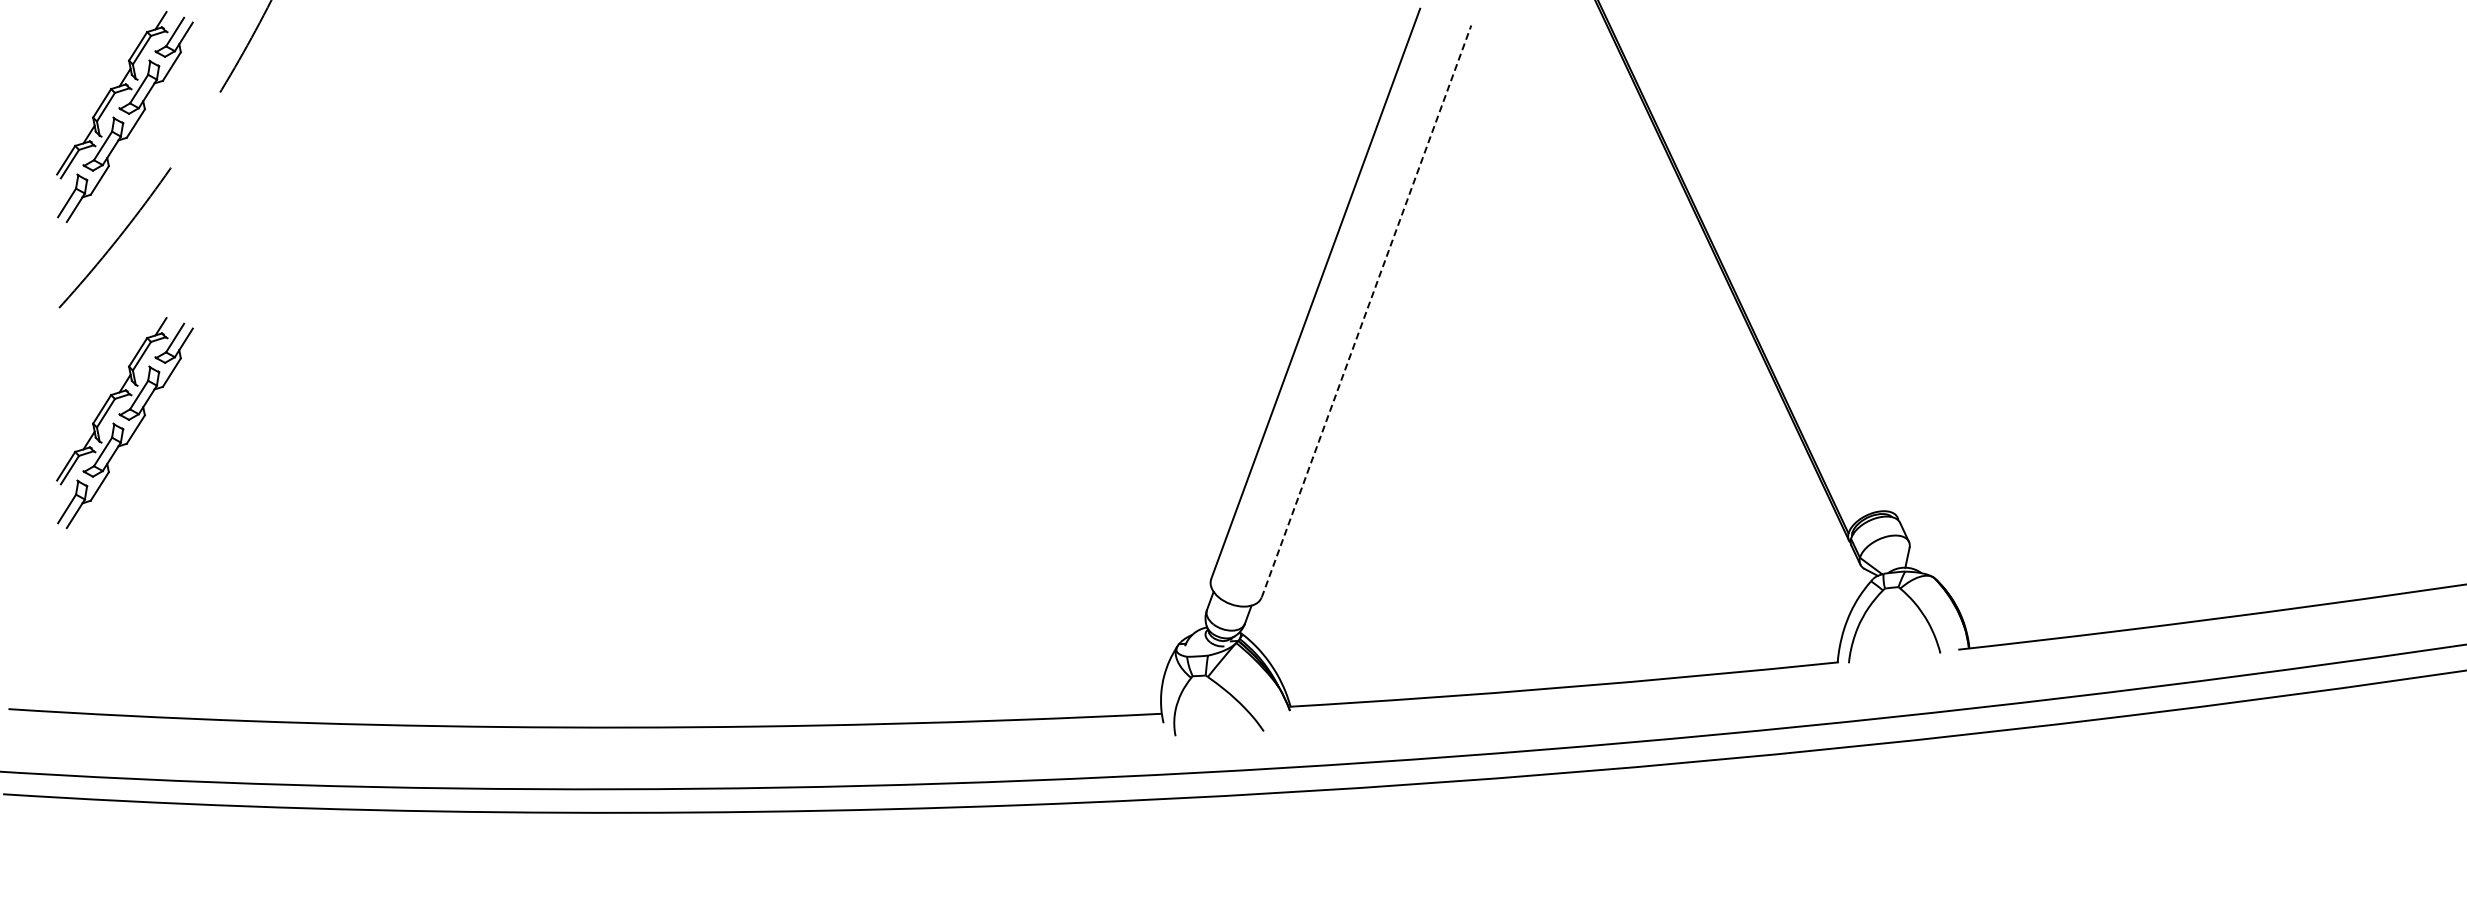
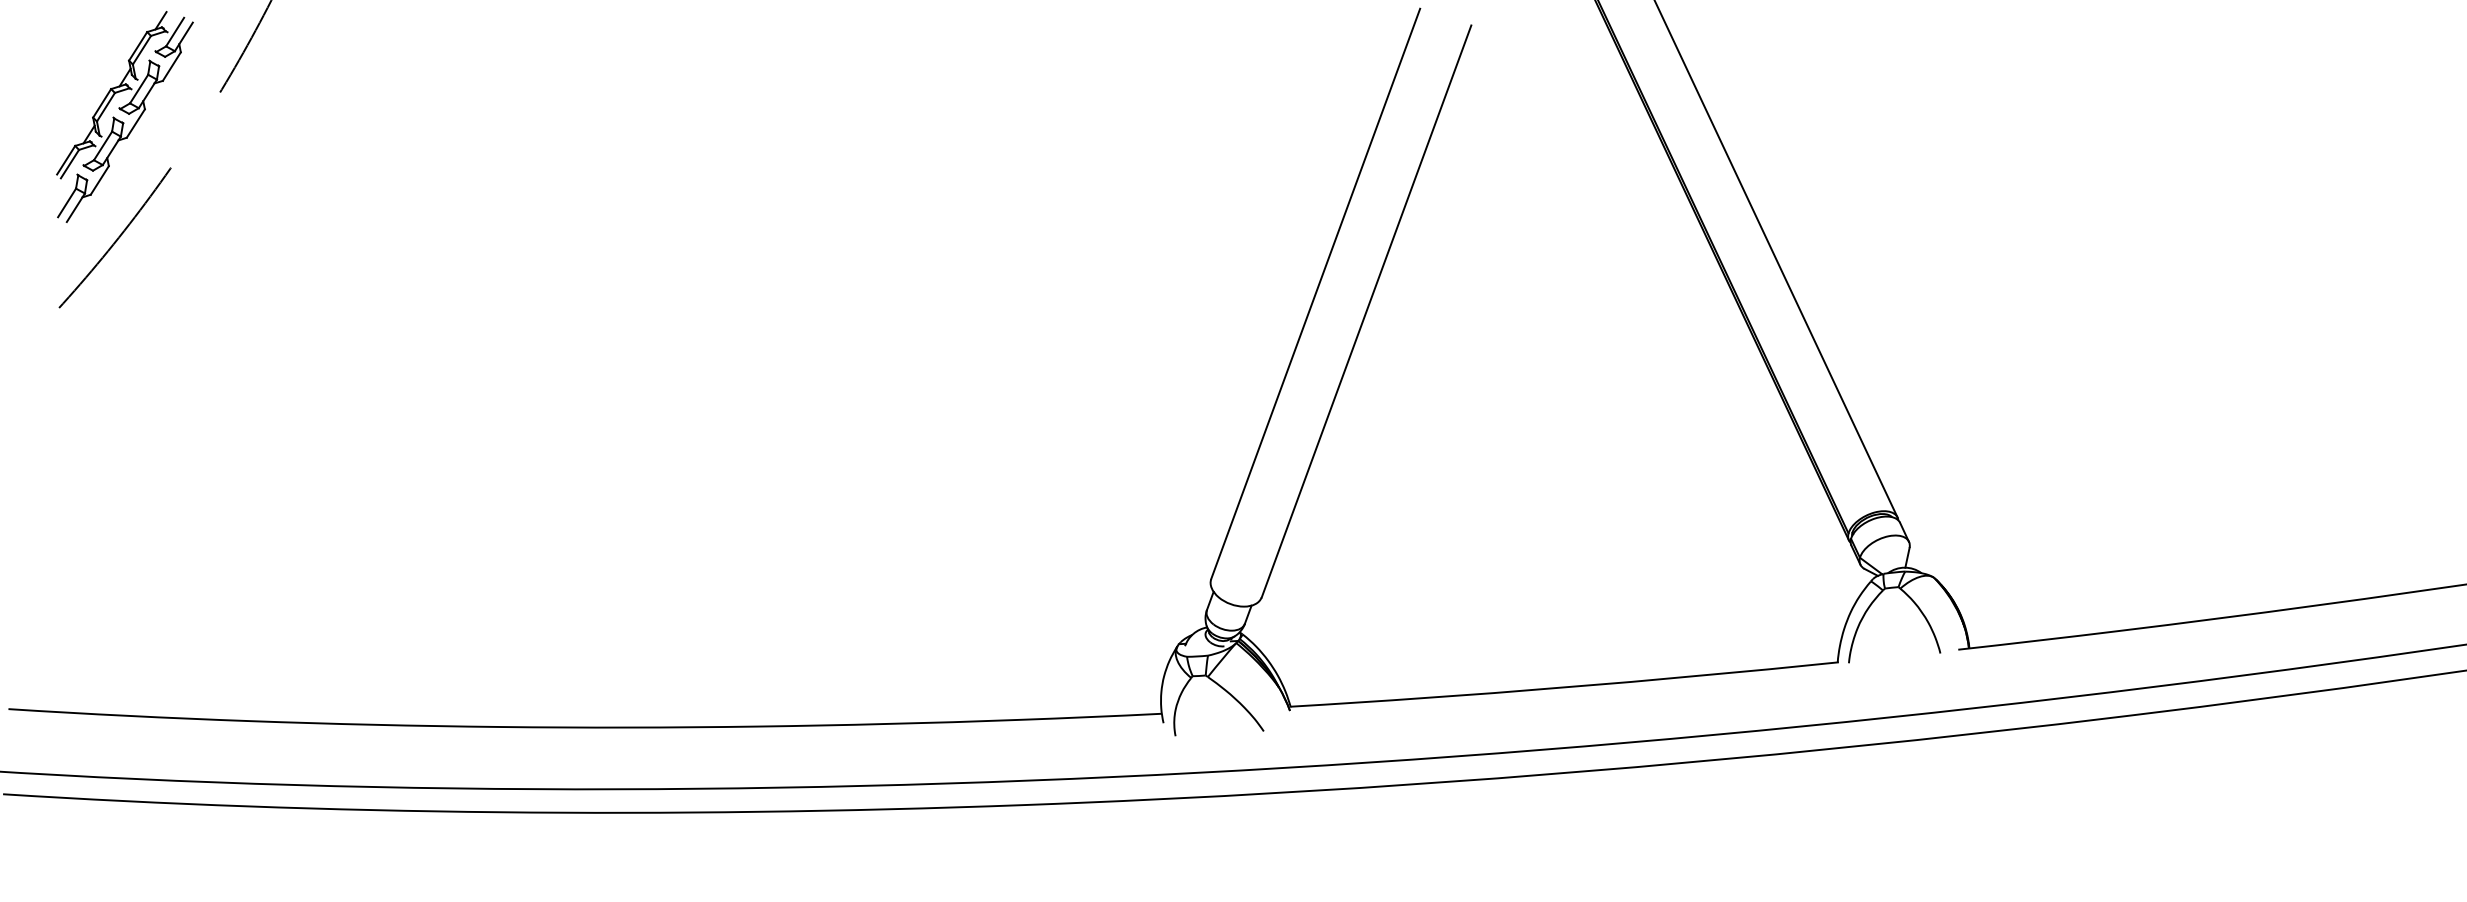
line: none -> present (1776, 259)
line: dashed -> solid (1366, 311)
part: present -> none (124, 422)
